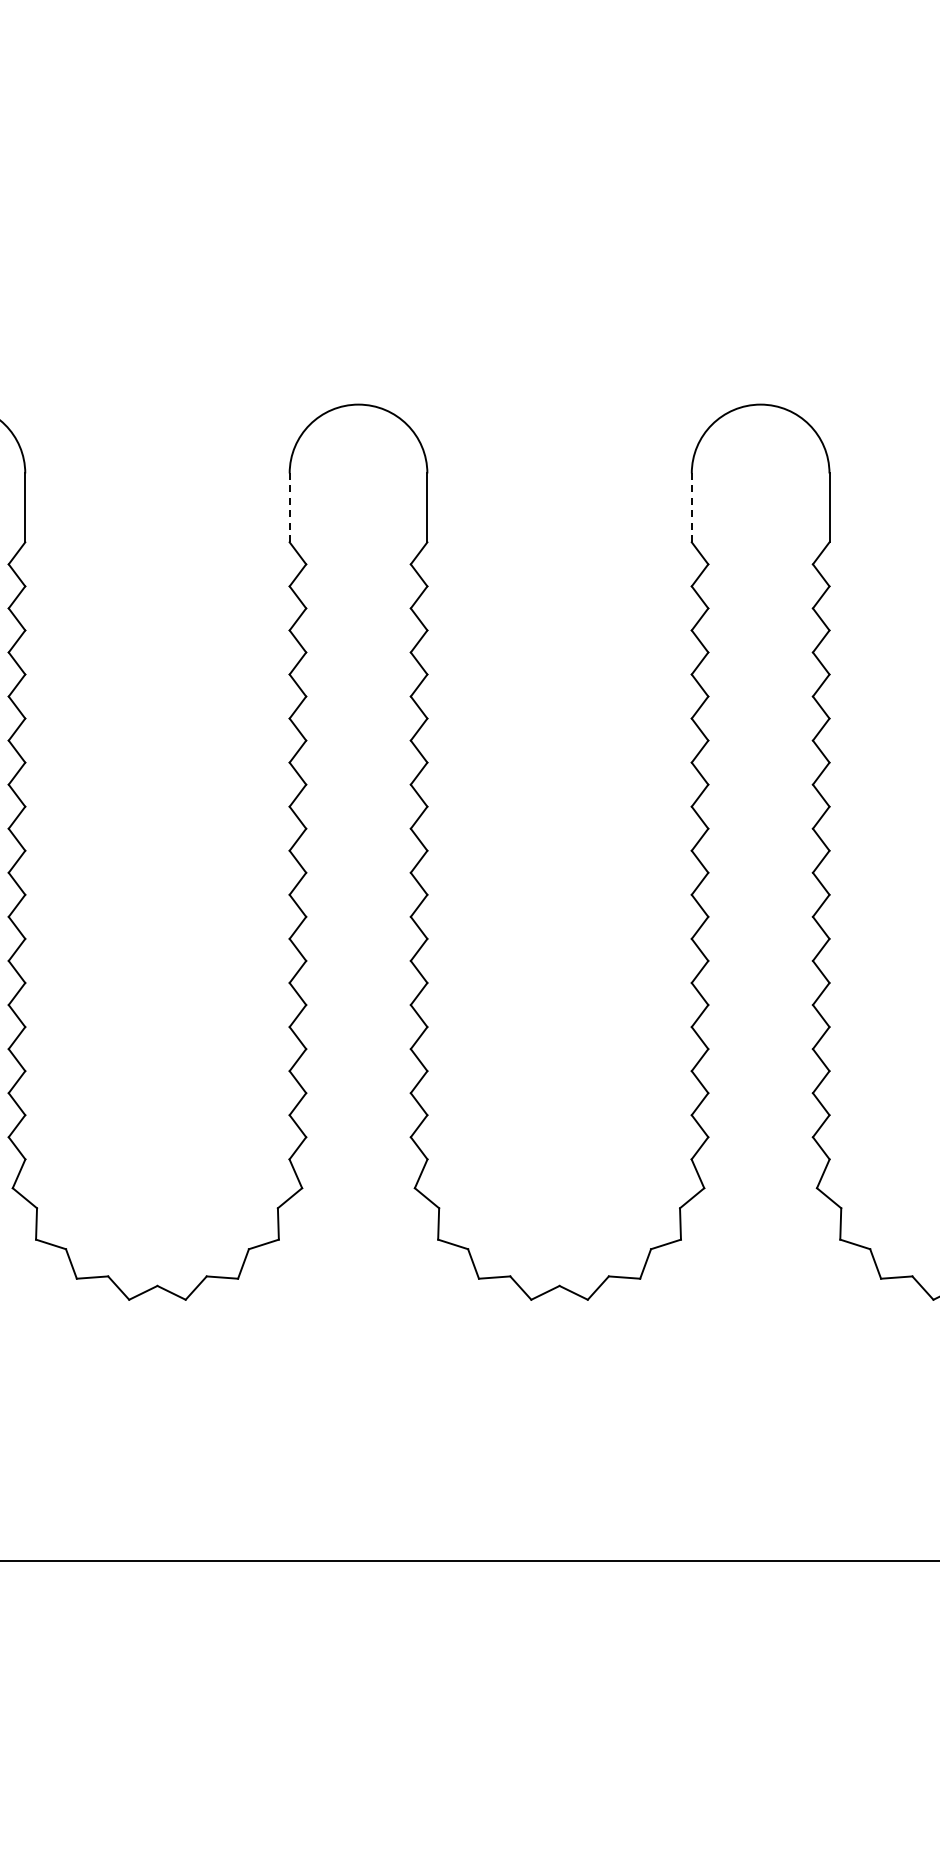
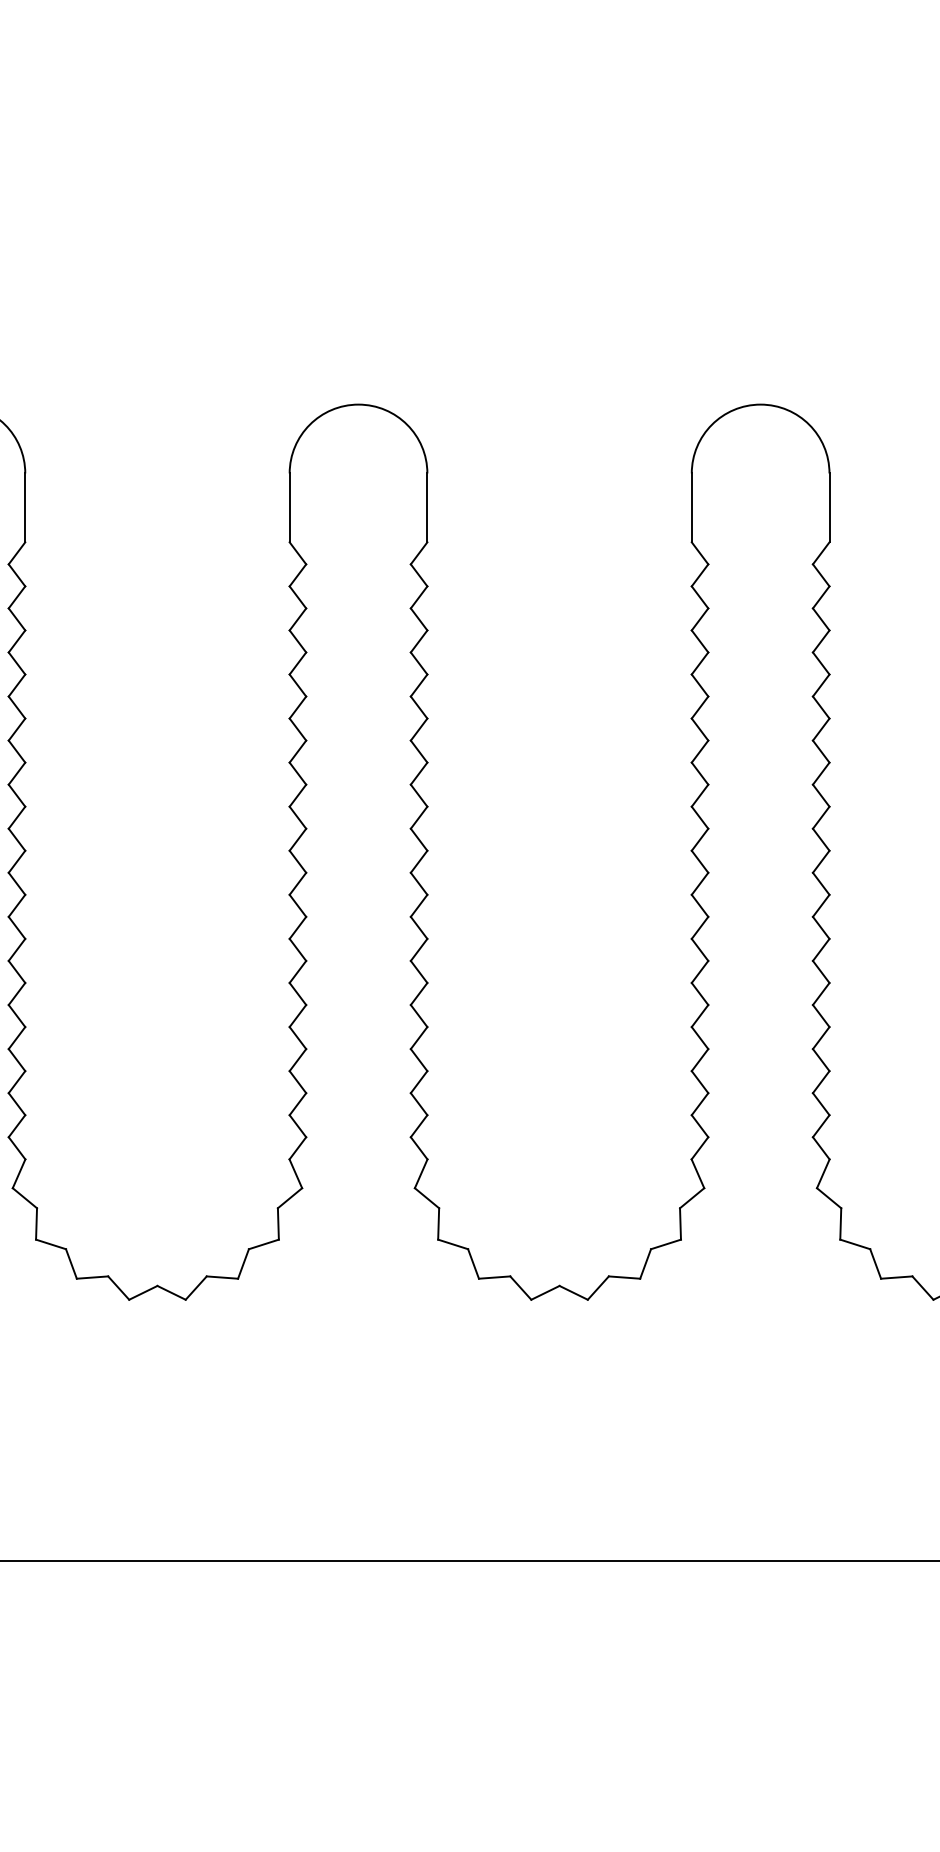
line: dashed -> solid (289, 507)
line: dashed -> solid (691, 507)
